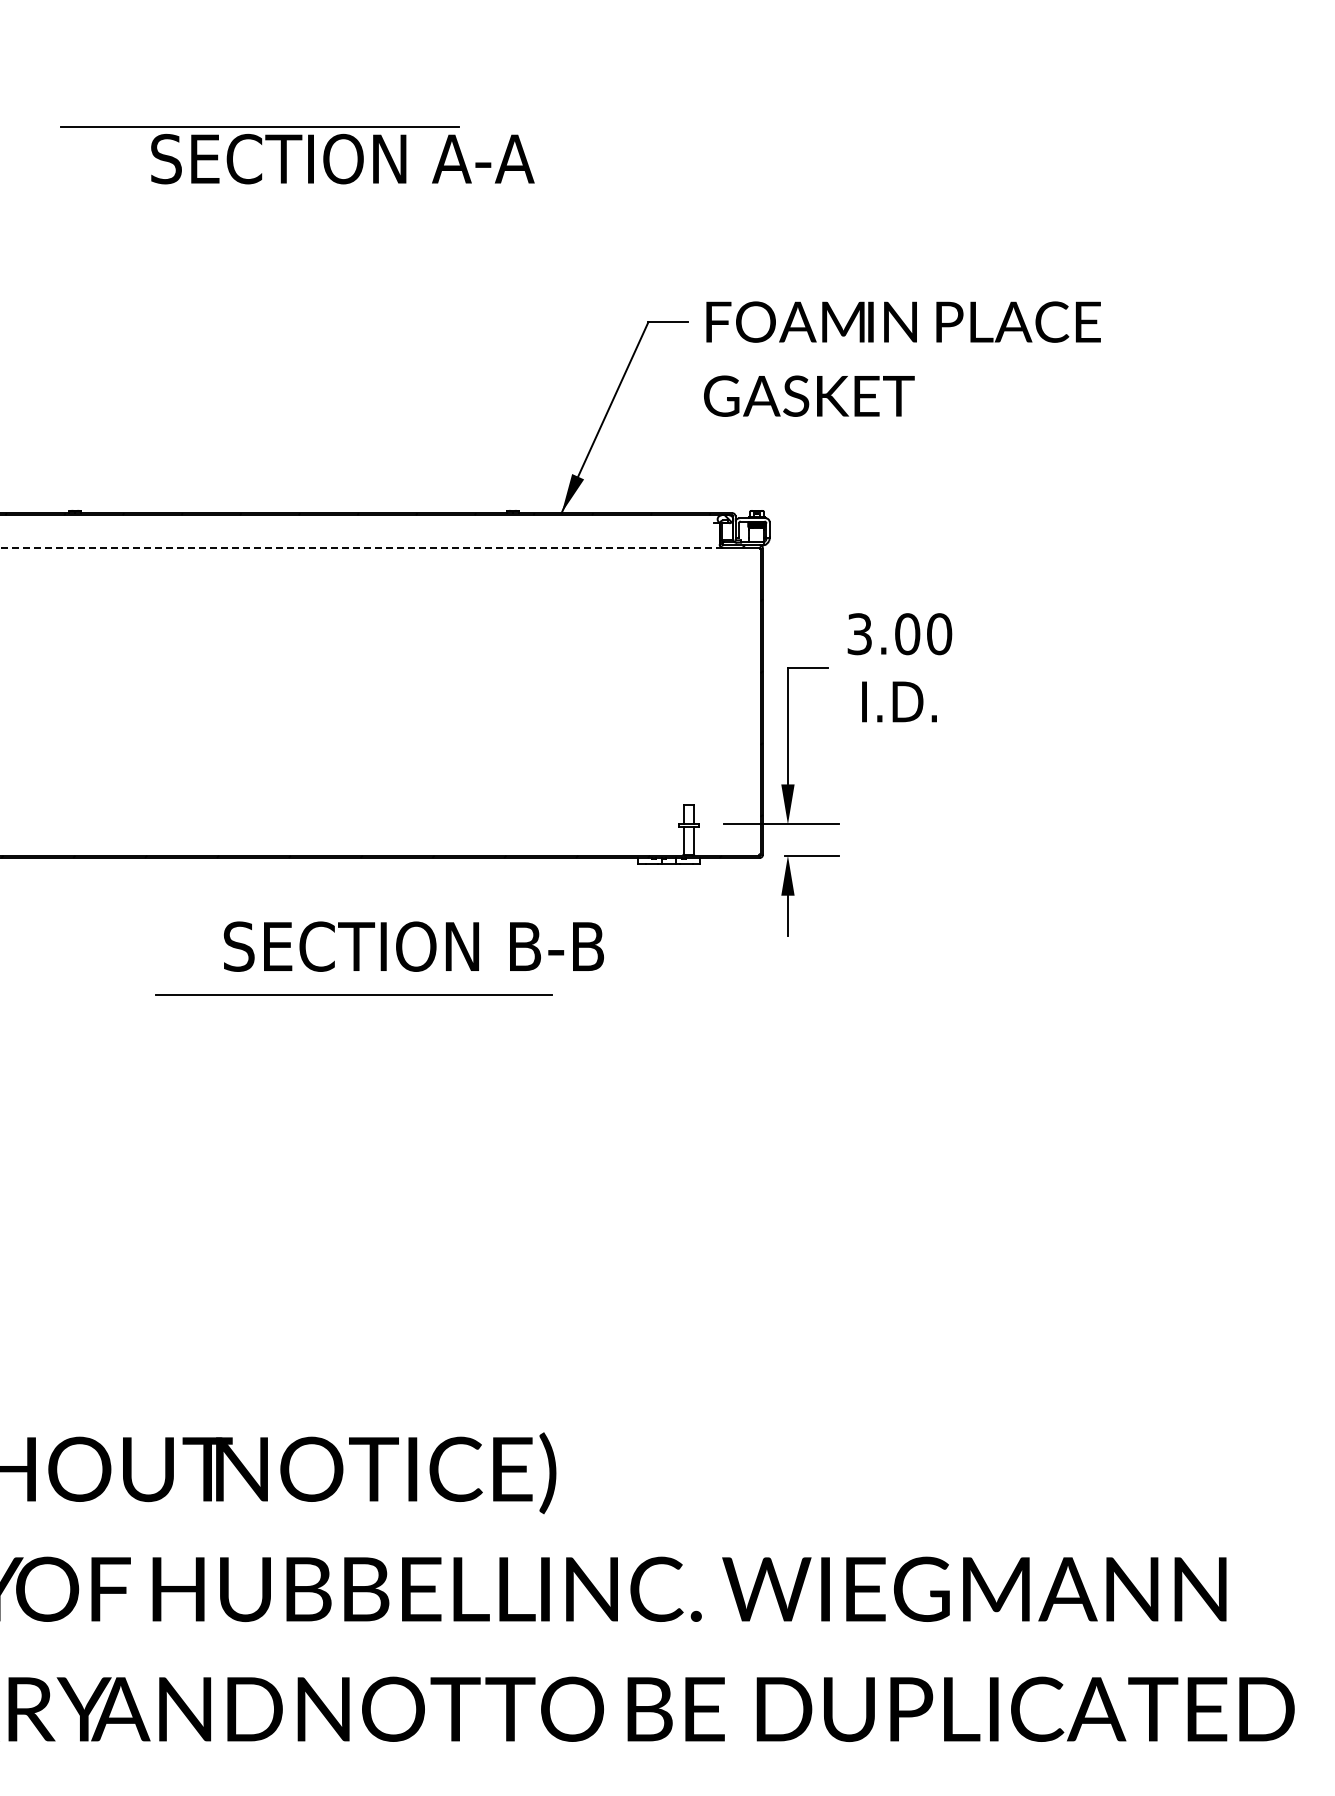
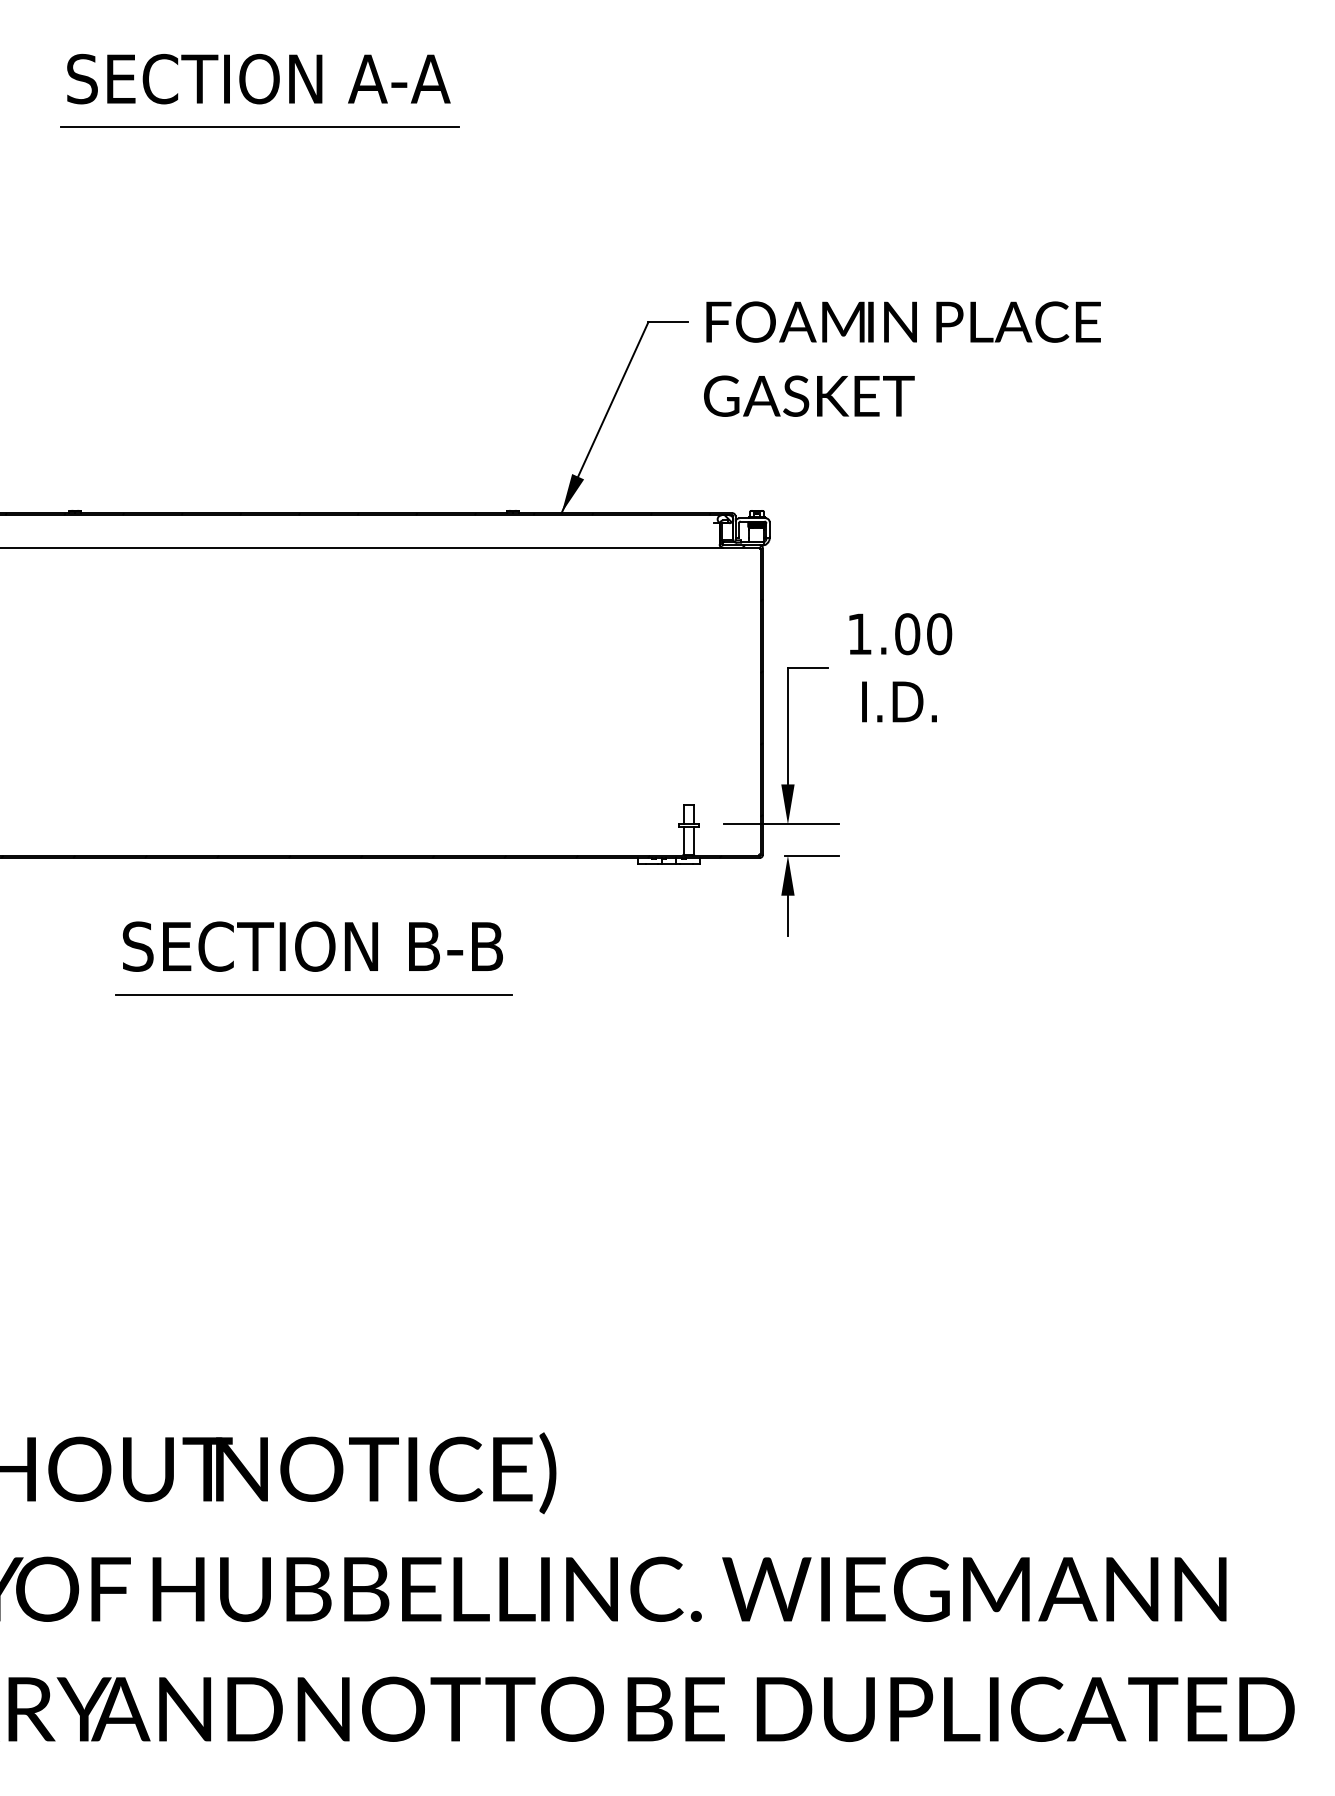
text position: (342, 159) -> (258, 79) (258, 79)
line: dashed -> solid (361, 547)
text: 3.00 -> 1.00 (859, 634)
text position: (413, 946) -> (312, 946) (312, 946)
line position: (353, 994) -> (313, 994) (313, 994)
